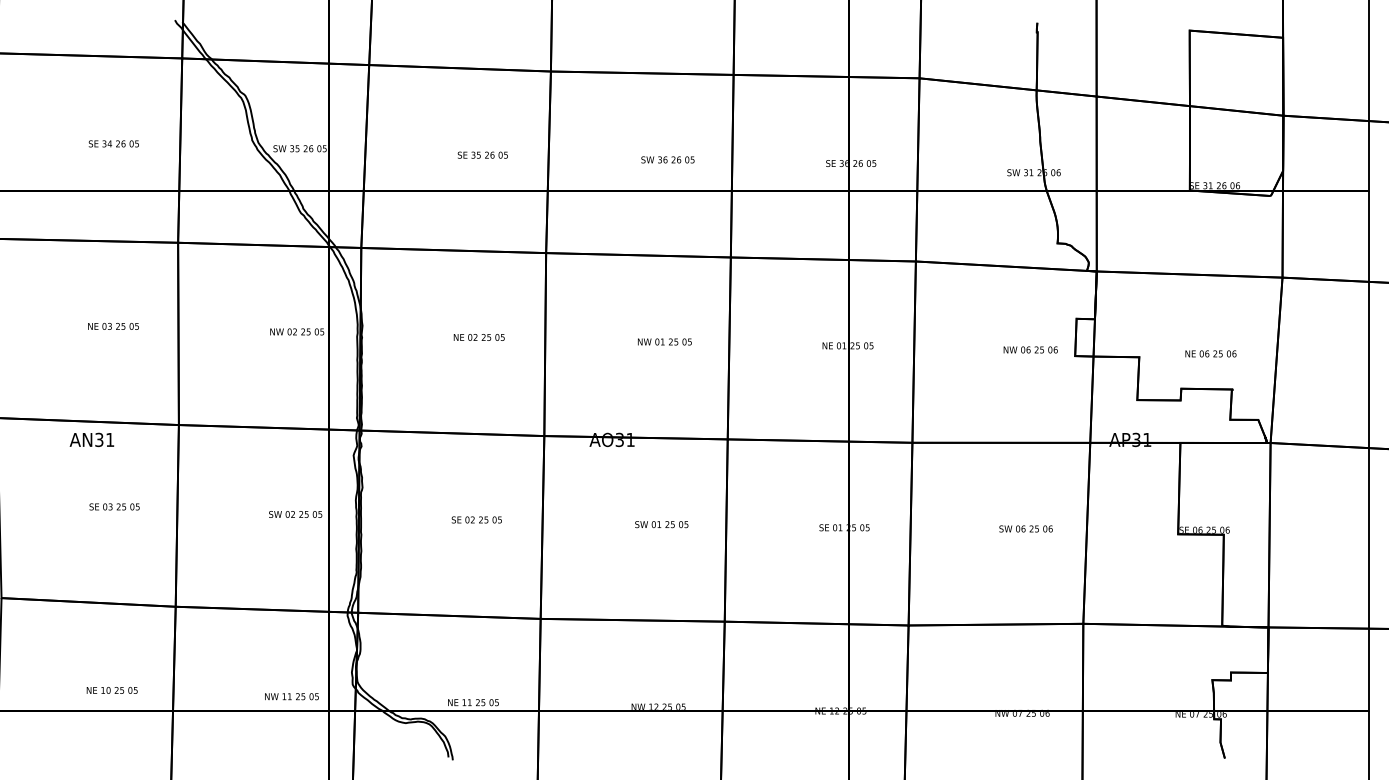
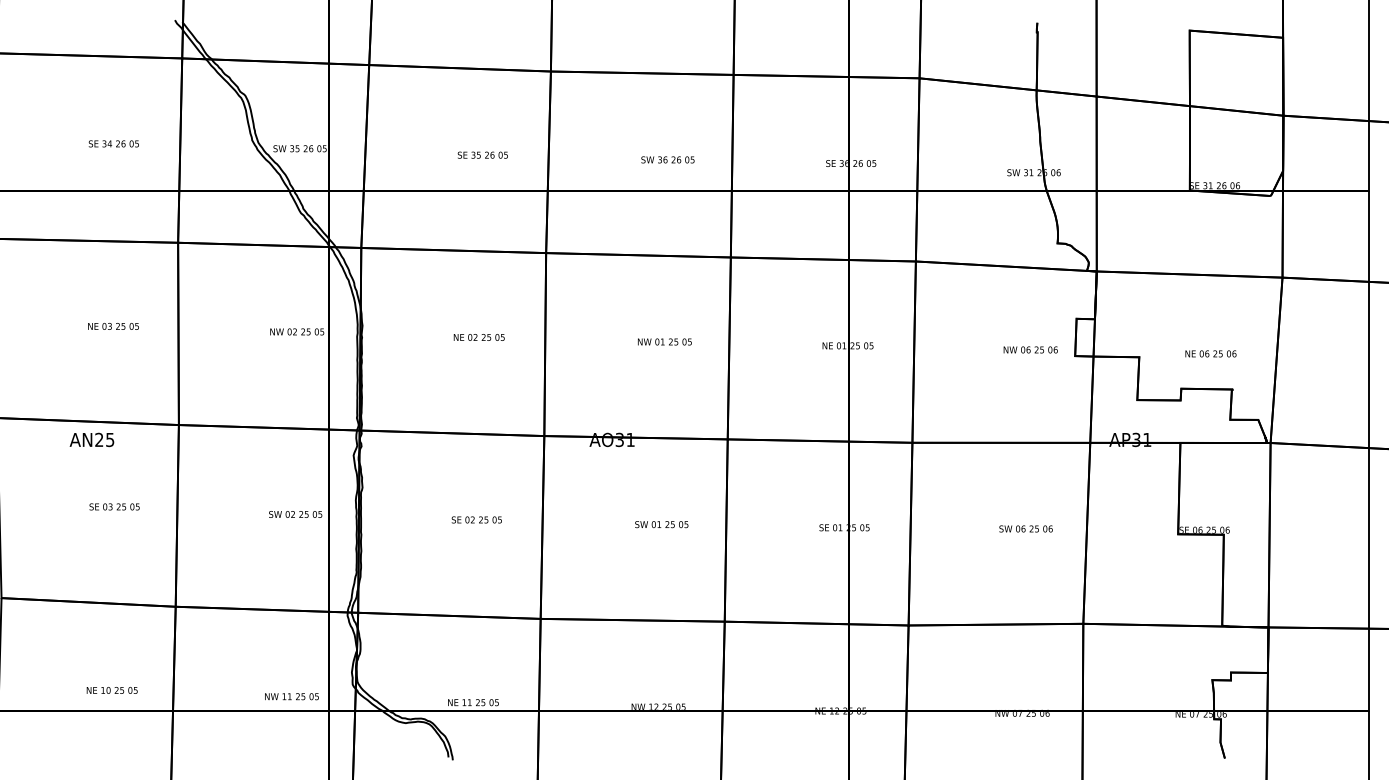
text: AN31 -> AN25 (104, 440)
